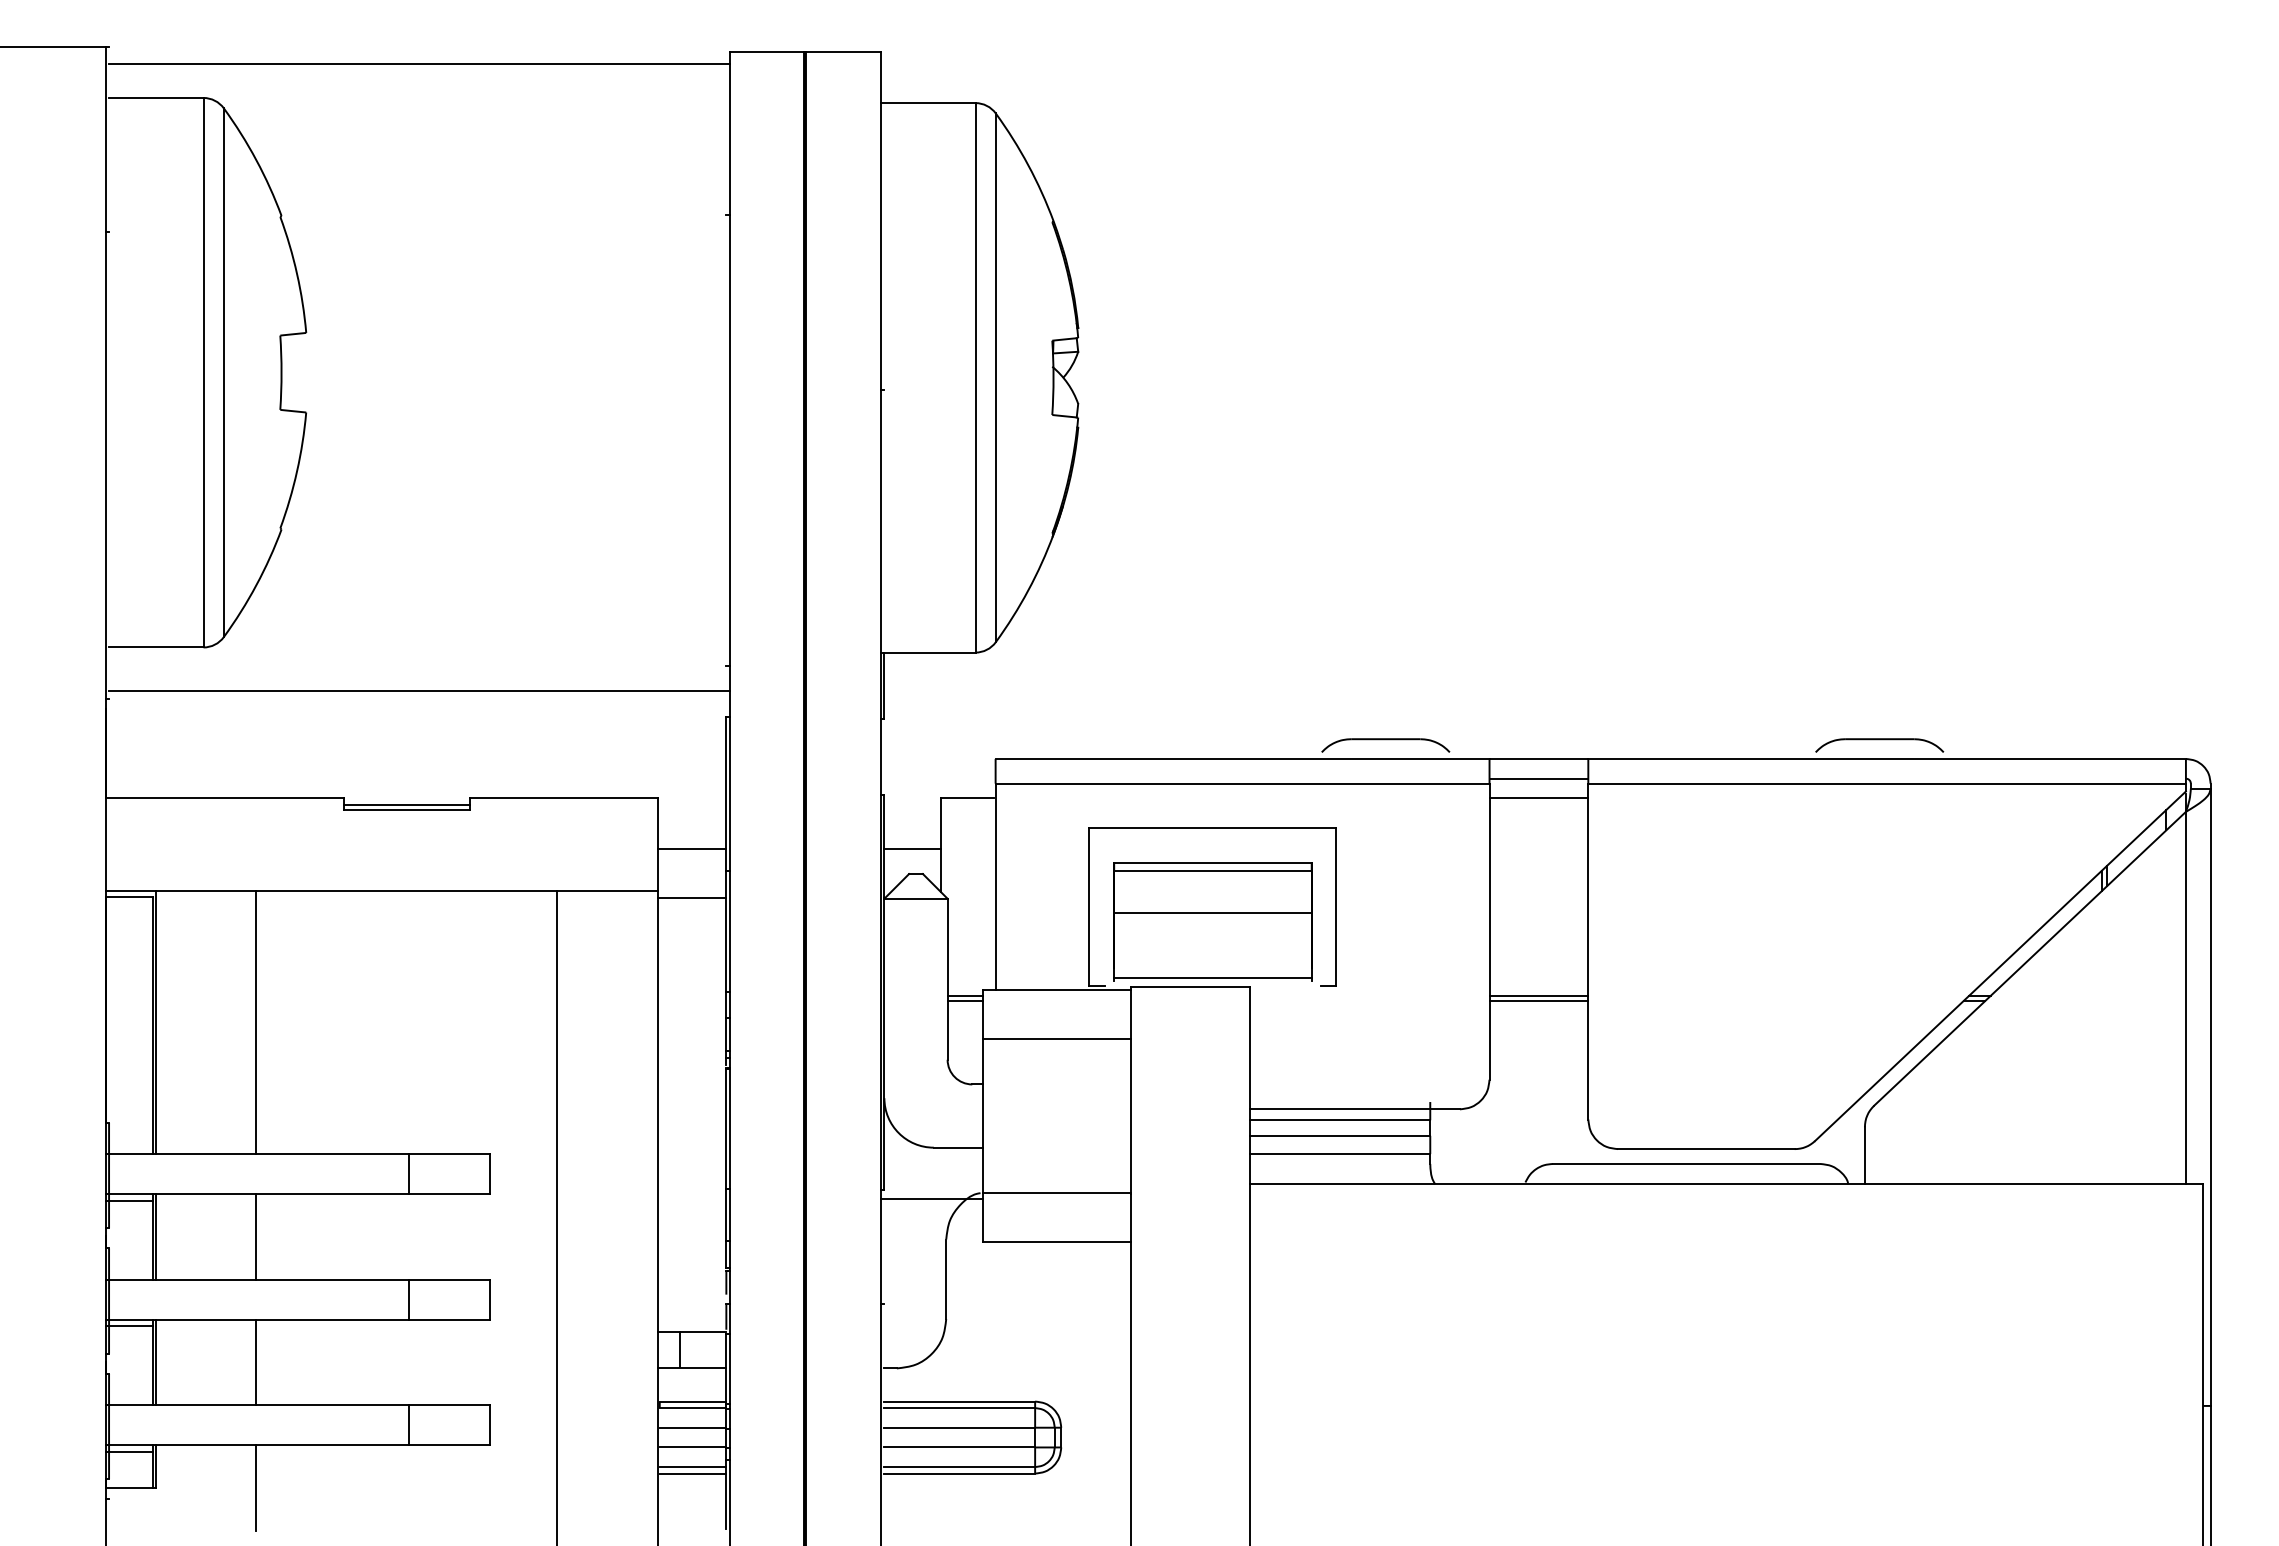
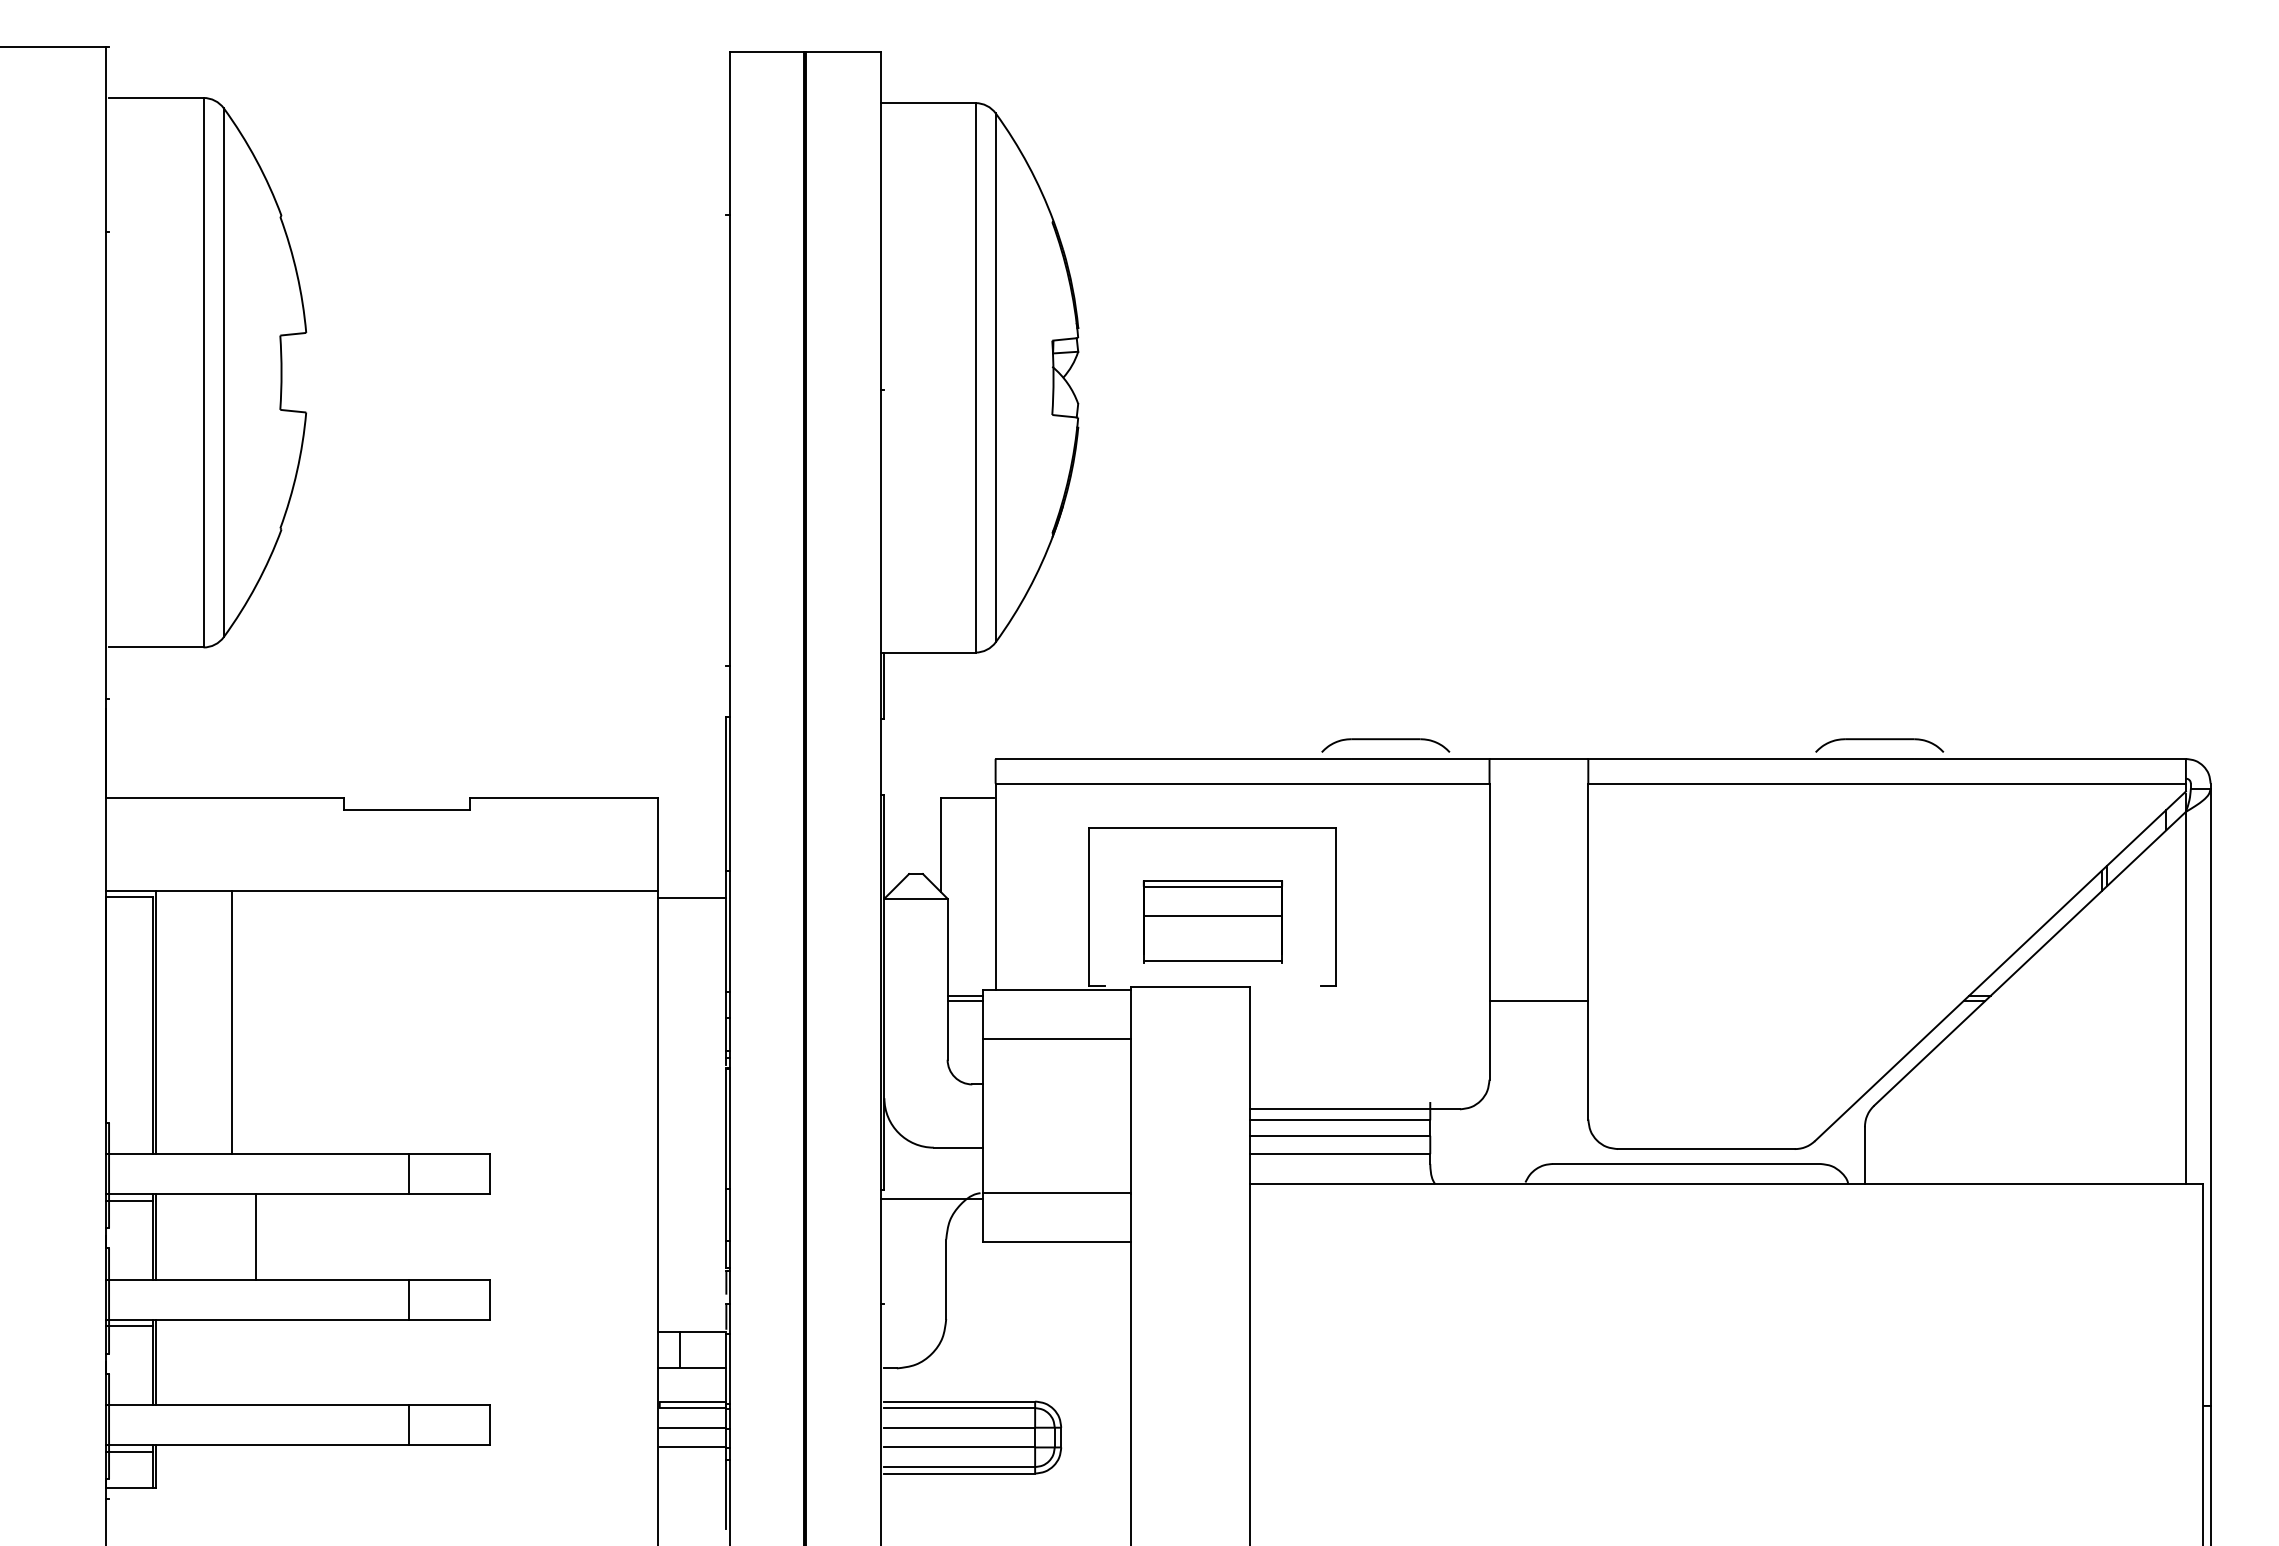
line: present -> none (419, 64)
line: present -> none (419, 691)
line: present -> none (1538, 778)
line: present -> none (1538, 798)
line: present -> none (406, 804)
line: present -> none (691, 848)
line: present -> none (912, 848)
part size: 200x120 px -> 141x84 px (1212, 921)
line: present -> none (1538, 996)
line position: (256, 1022) -> (232, 1022) (232, 1022)
line: present -> none (557, 1216)
line: present -> none (256, 1362)
line: present -> none (692, 1467)
line: present -> none (692, 1473)
line: present -> none (256, 1487)
